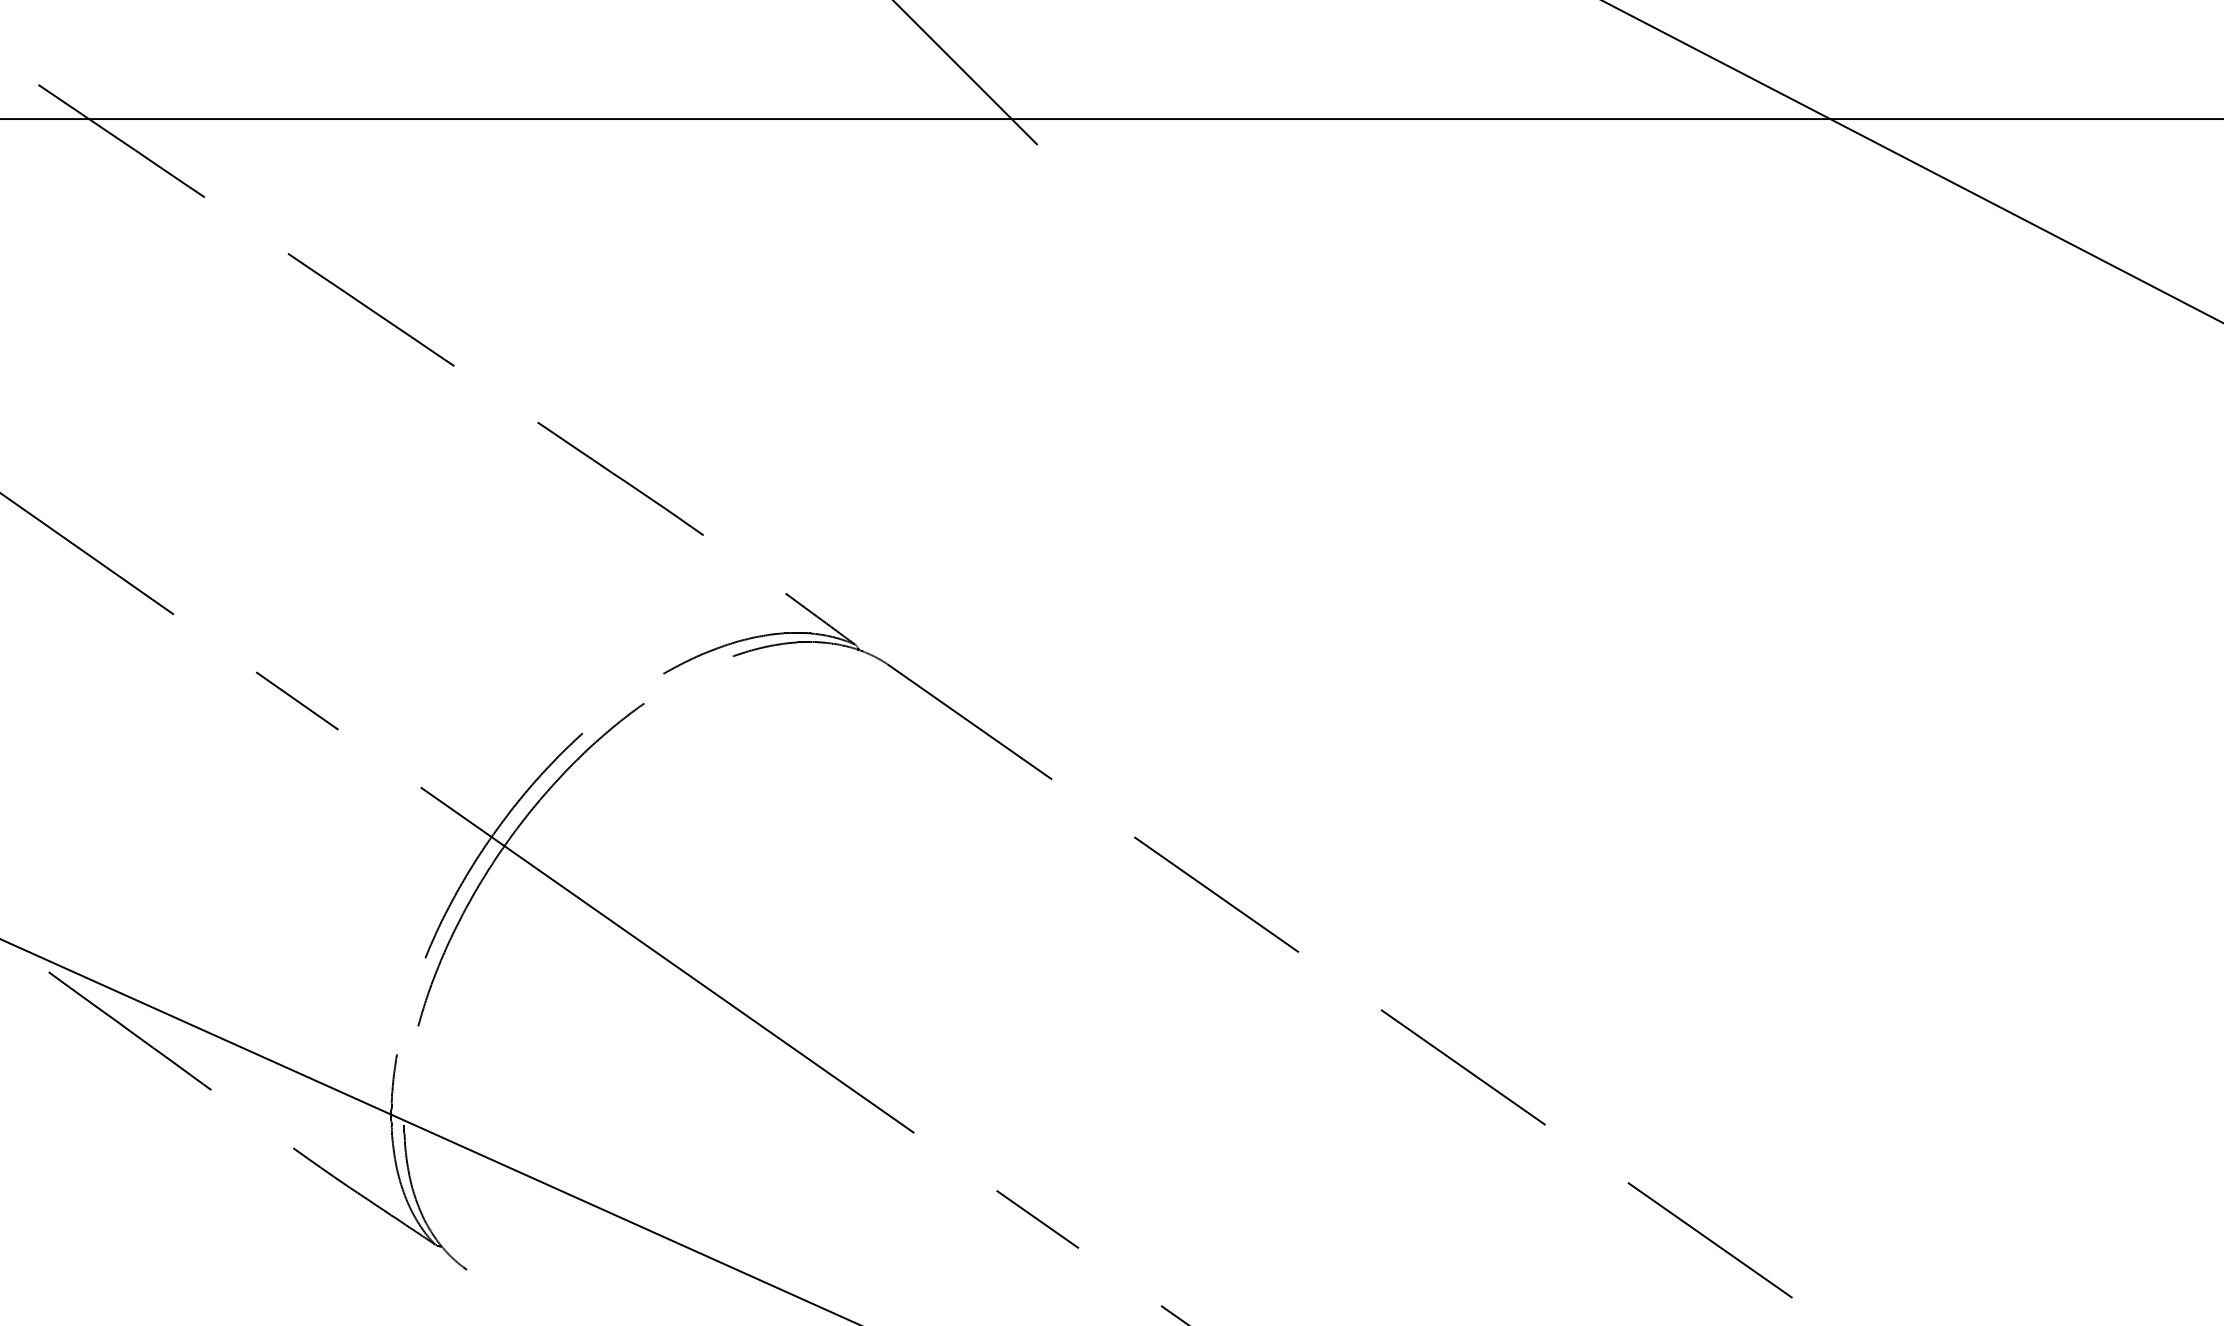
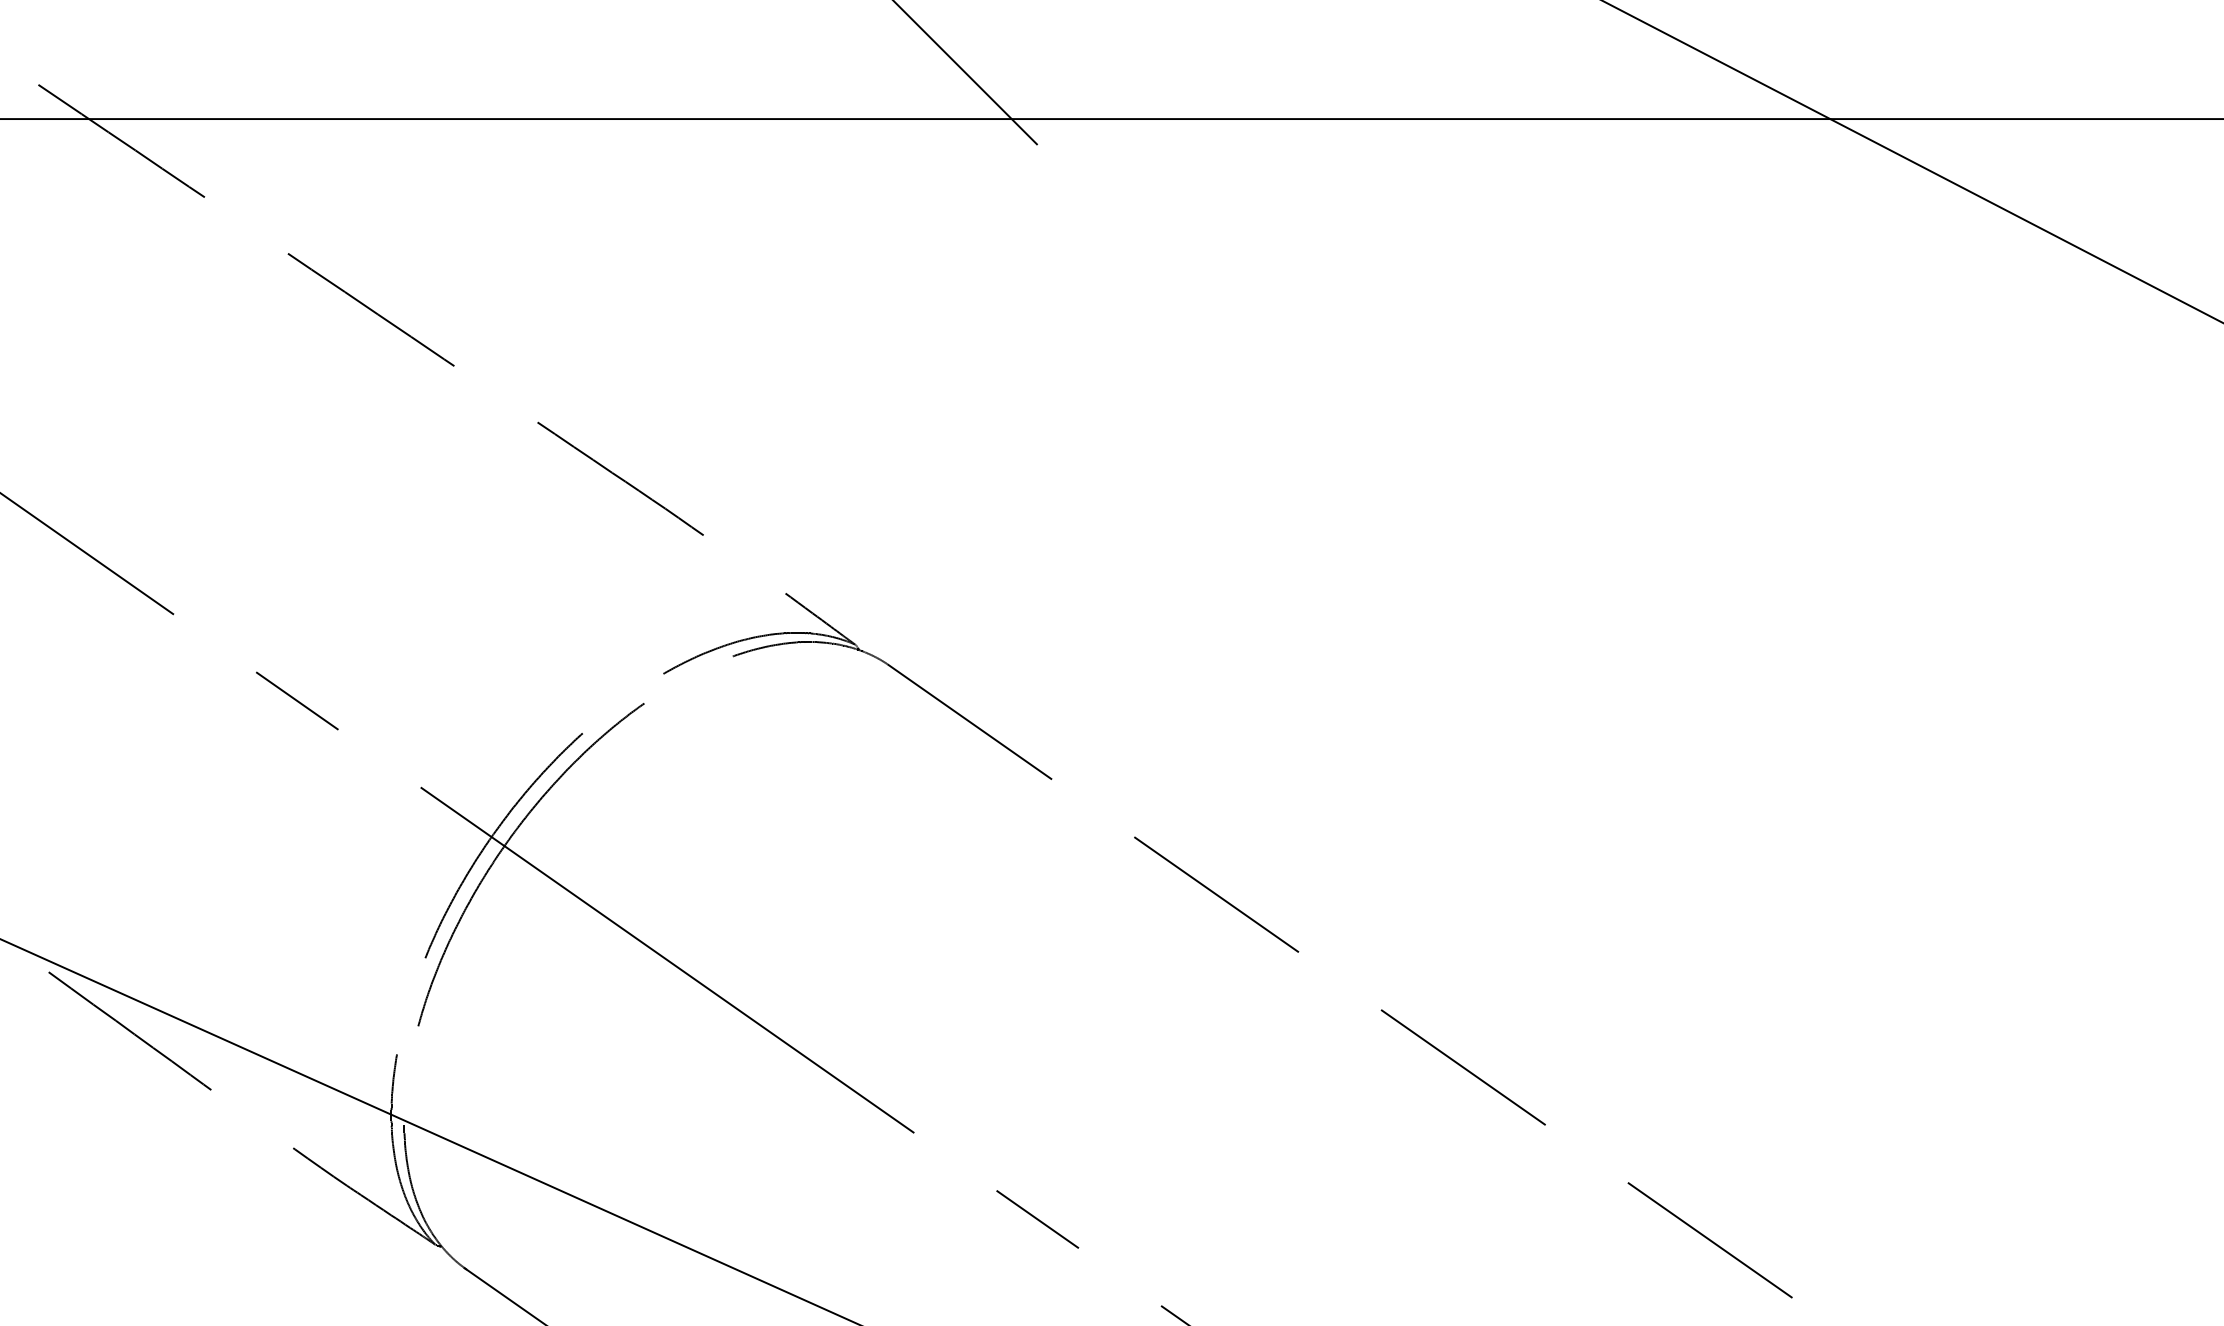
line: none -> present (503, 1295)
